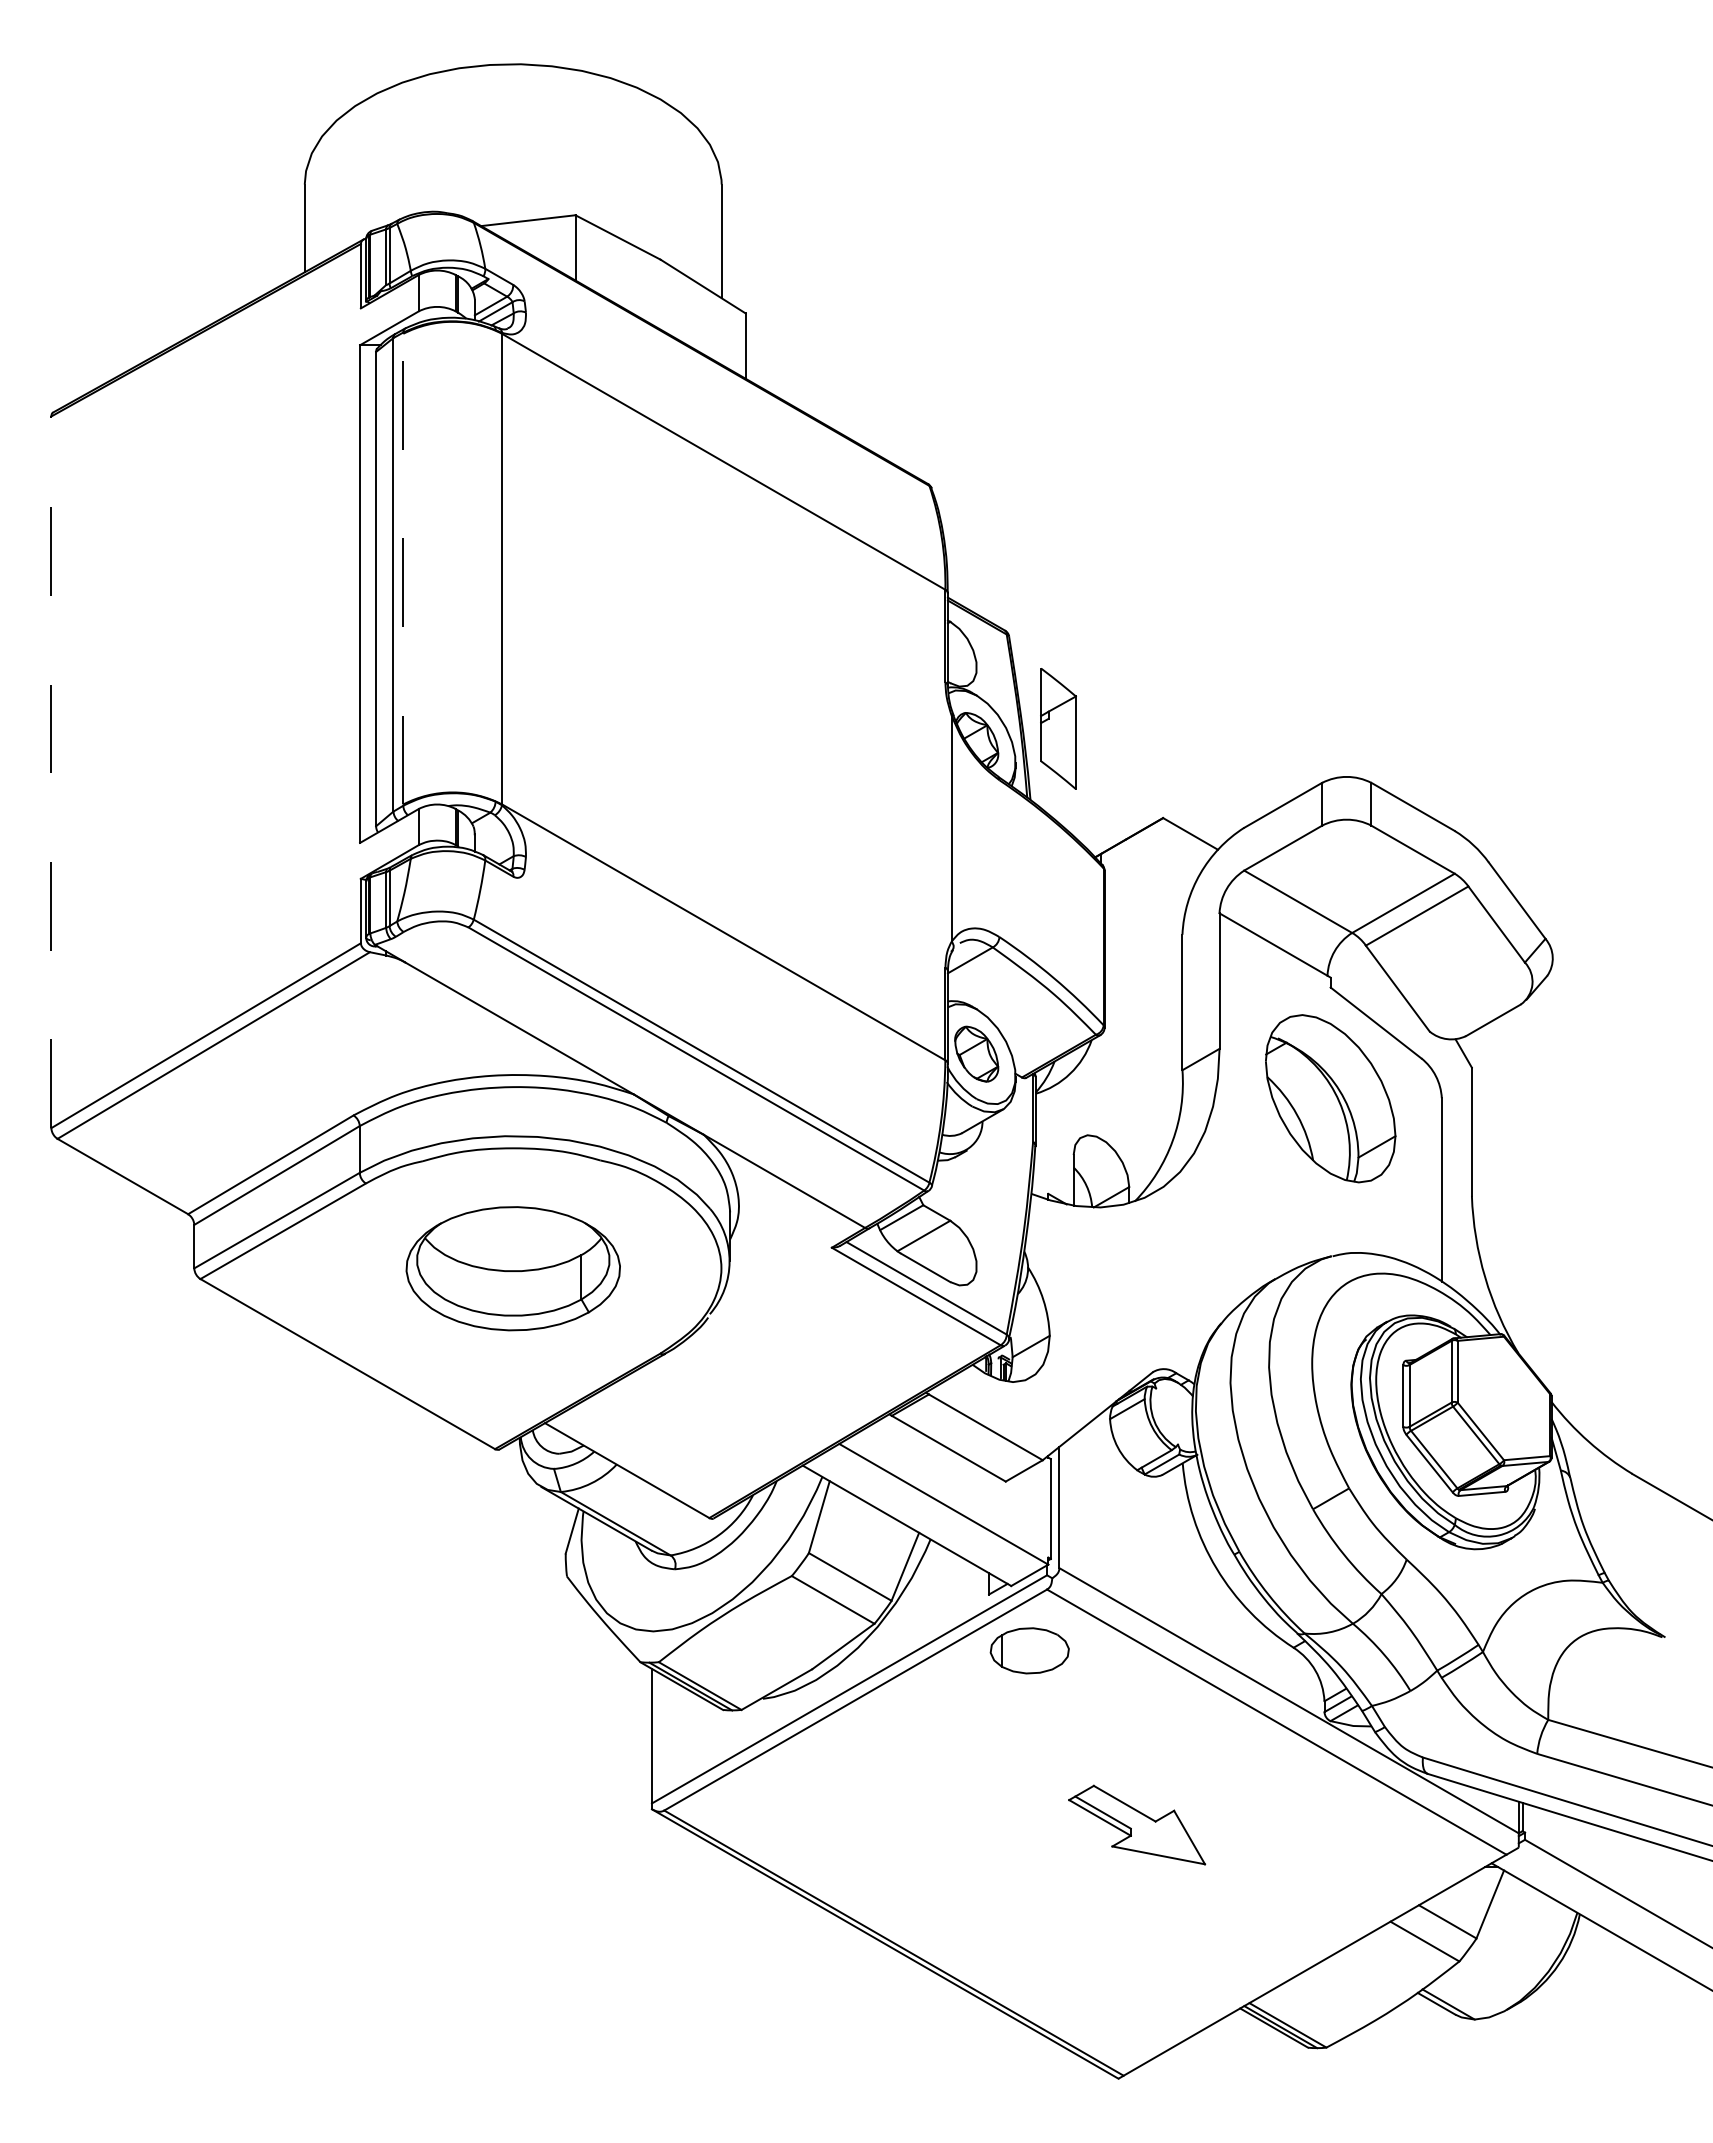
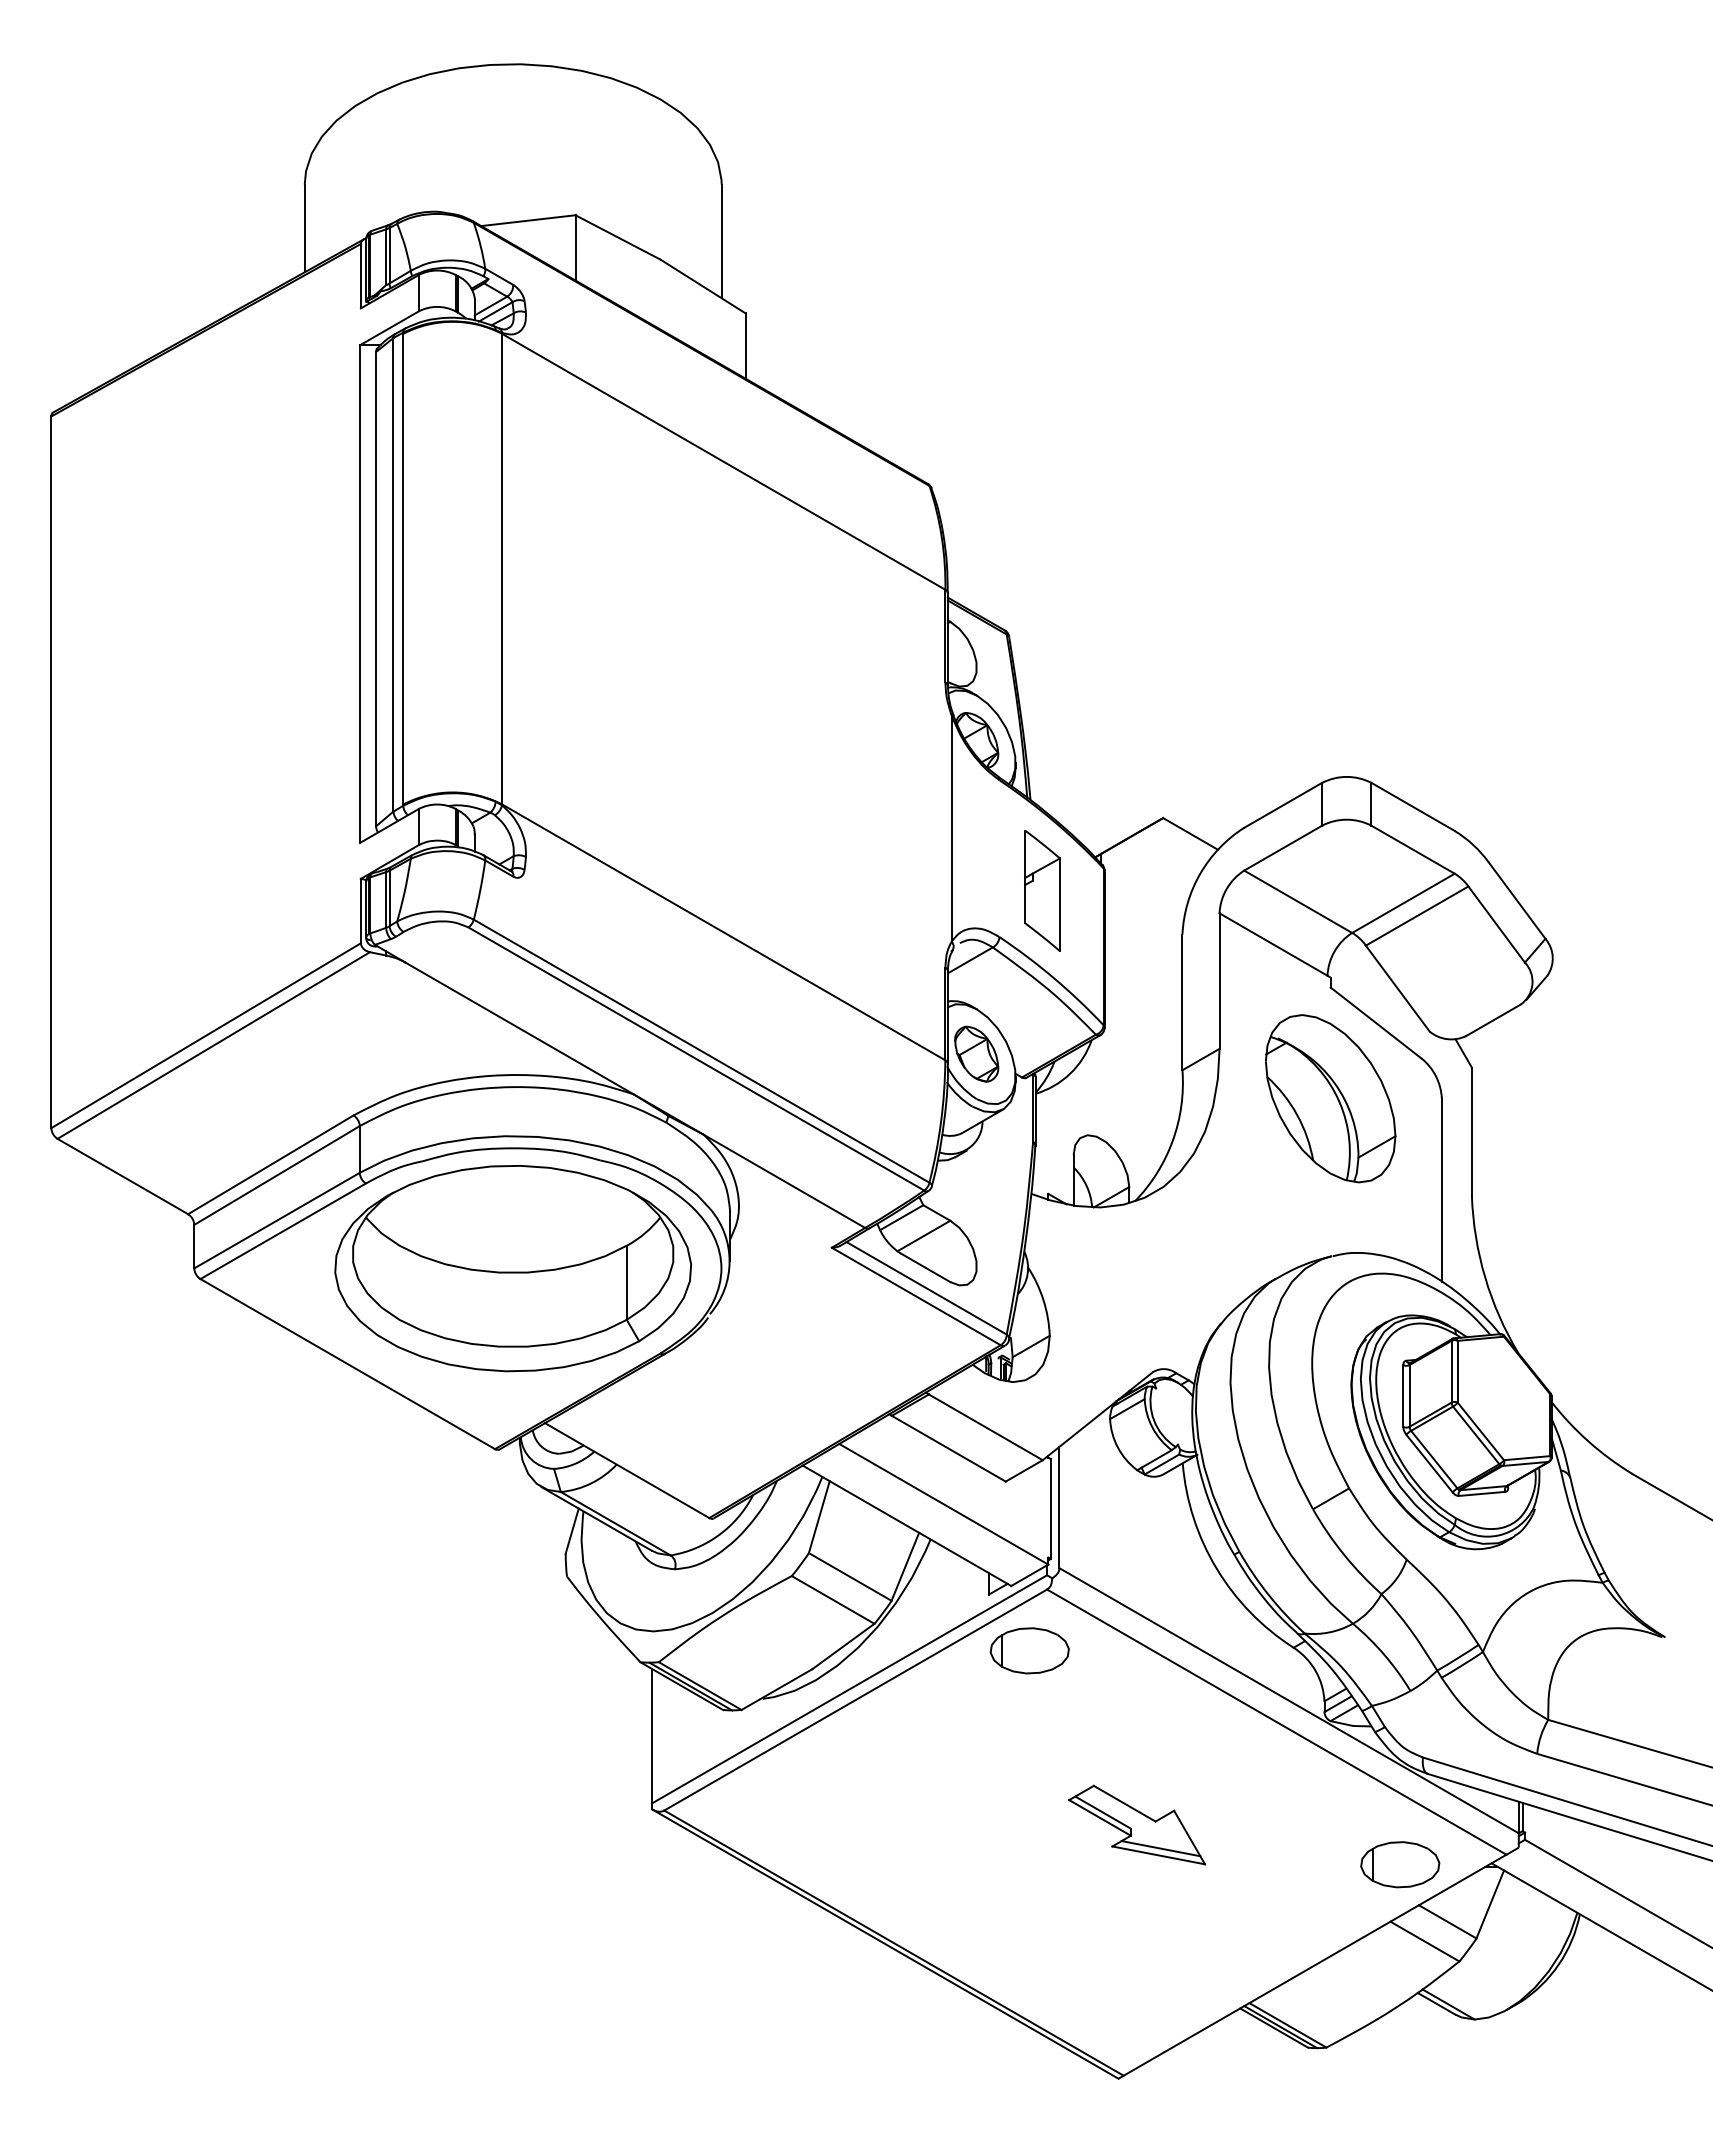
line: dashed -> solid (403, 568)
part position: (1058, 728) -> (1042, 890) (1042, 890)
line: dashed -> solid (51, 772)
part size: 216x126 px -> 359x208 px (513, 1268)
line: none -> present (1160, 1848)
part: none -> present (1400, 1864)
